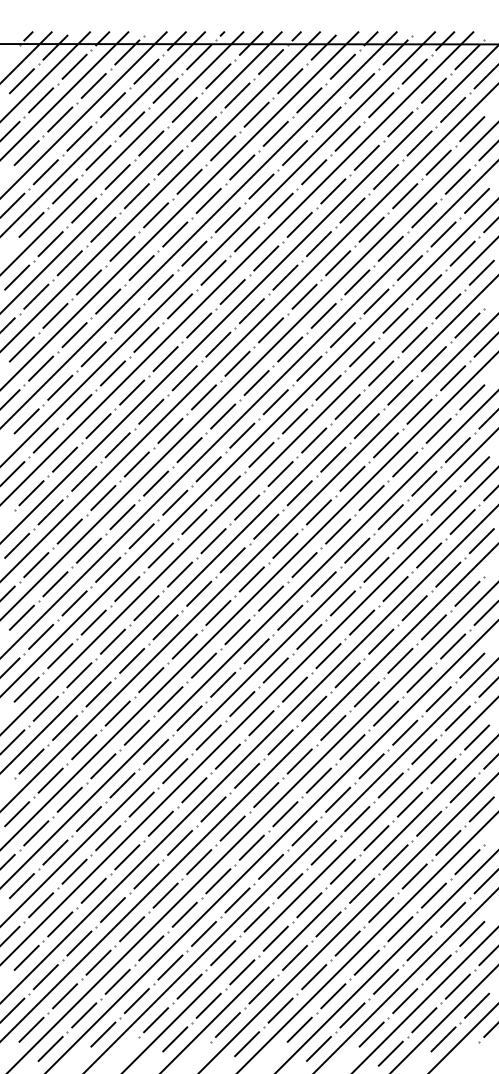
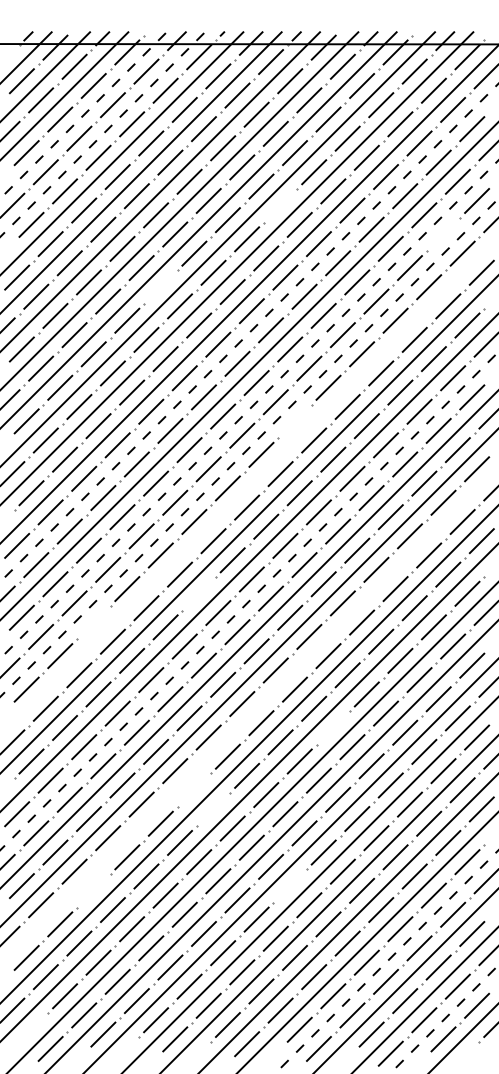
line: solid -> dashed (83, 115)
line: solid -> dashed (103, 134)
line: present -> none (280, 205)
line: present -> none (443, 234)
line: present -> none (160, 287)
line: solid -> dashed (249, 332)
line: solid -> dashed (249, 409)
line: present -> none (294, 421)
line: solid -> dashed (249, 447)
line: present -> none (248, 486)
line: present -> none (199, 593)
line: solid -> dashed (249, 600)
line: present -> none (93, 622)
line: present -> none (248, 716)
line: present -> none (333, 727)
line: present -> none (194, 790)
line: present -> none (213, 809)
line: present -> none (290, 886)
line: present -> none (93, 890)
line: solid -> dashed (386, 961)
line: solid -> dashed (444, 1019)
line: present -> none (31, 1029)
